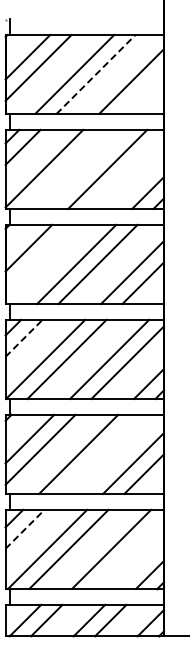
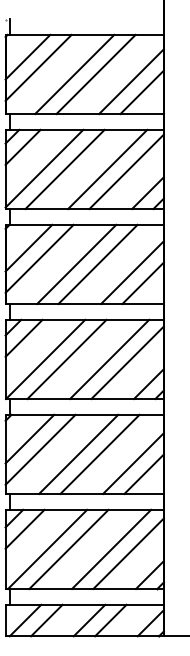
line: dashed -> solid (96, 74)
line: none -> present (141, 92)
line: none -> present (64, 169)
line: none -> present (126, 171)
line: none -> present (39, 258)
line: dashed -> solid (24, 338)
line: none -> present (99, 454)
line: dashed -> solid (25, 529)
line: none -> present (128, 553)
